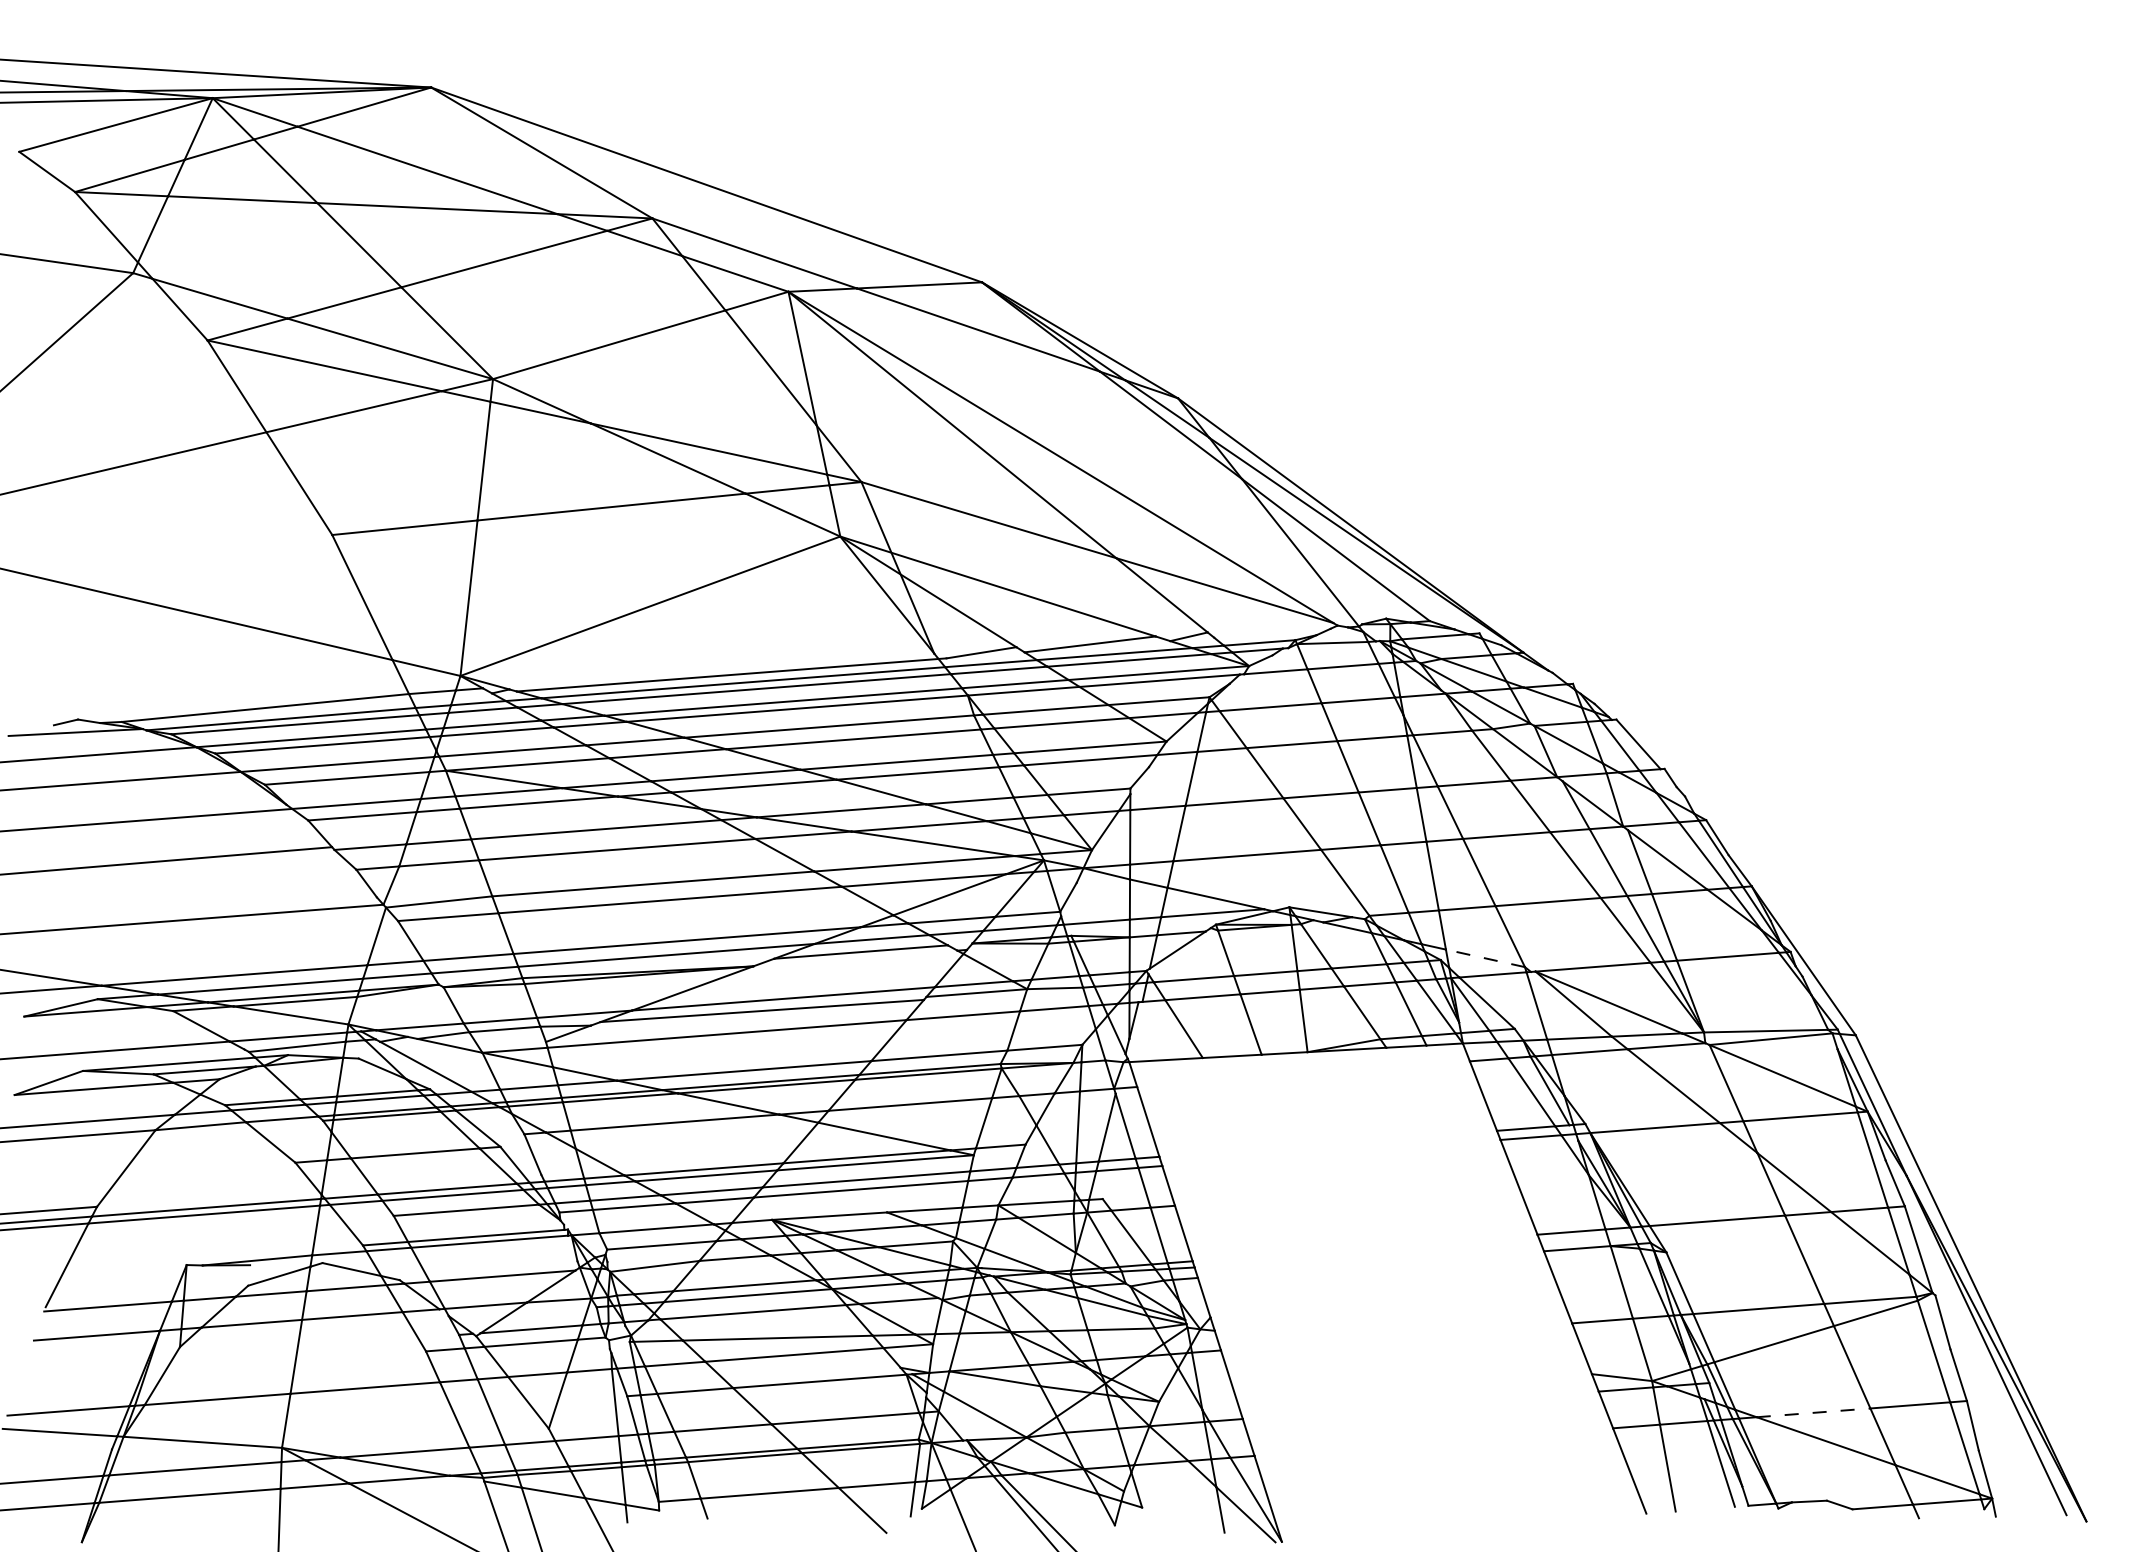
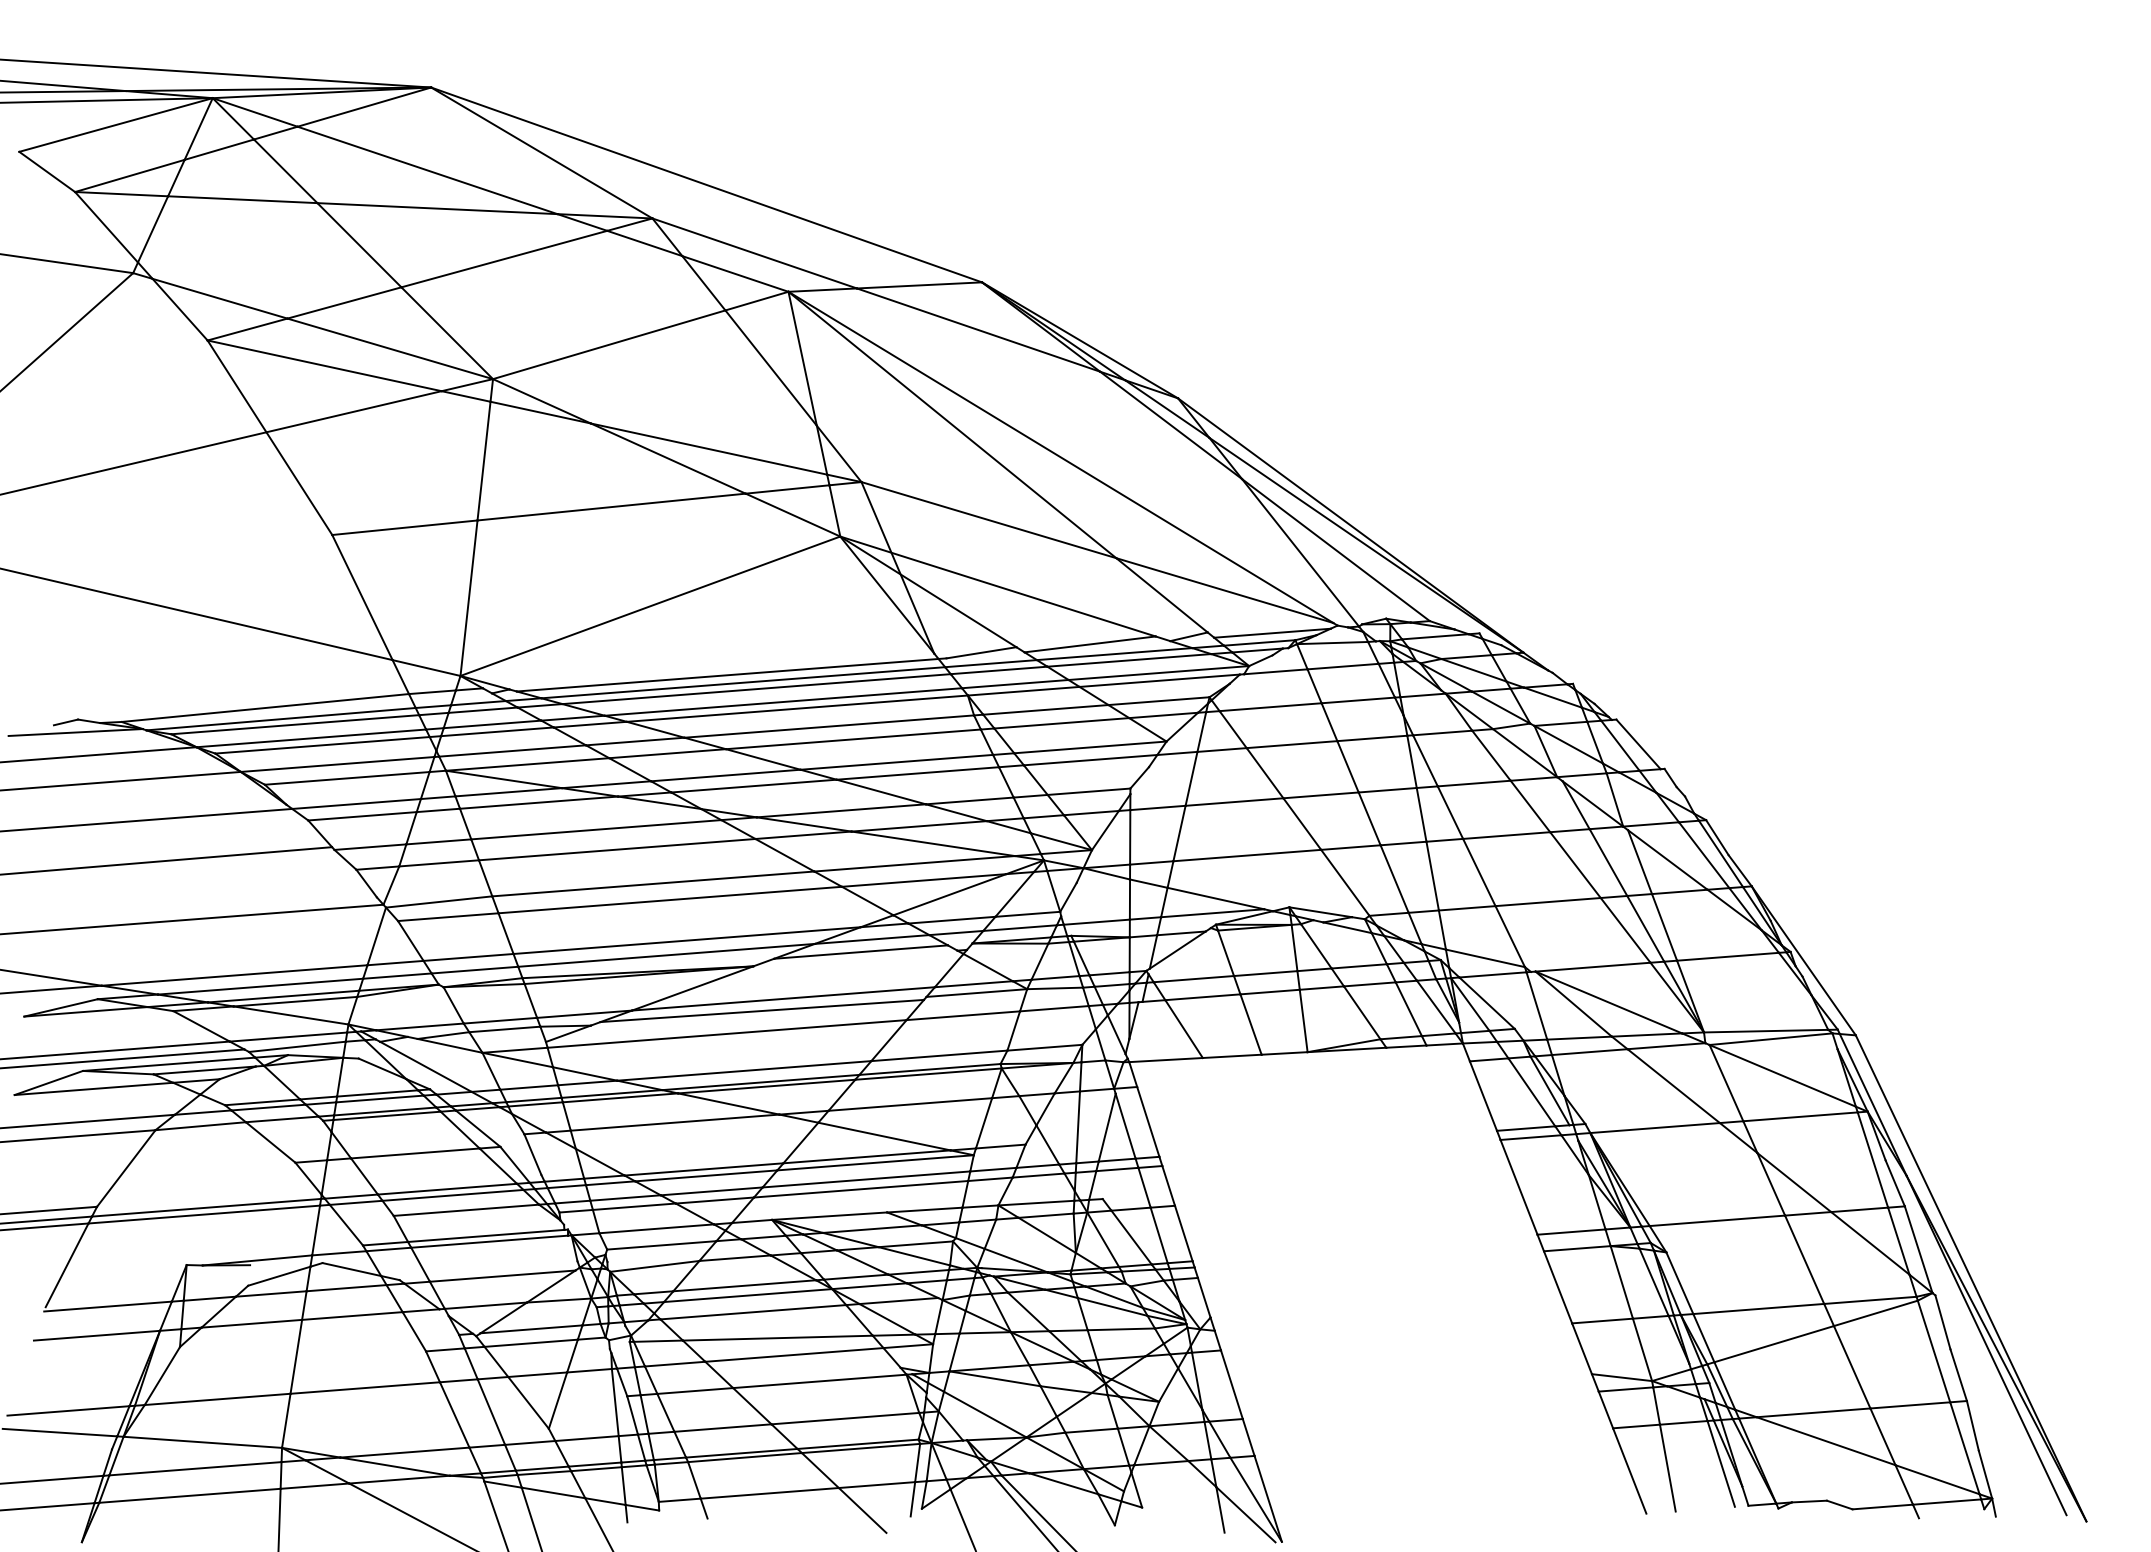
line: none -> present (1272, 632)
line: dashed -> solid (1484, 958)
line: none -> present (123, 1058)
line: dashed -> solid (1814, 1412)
